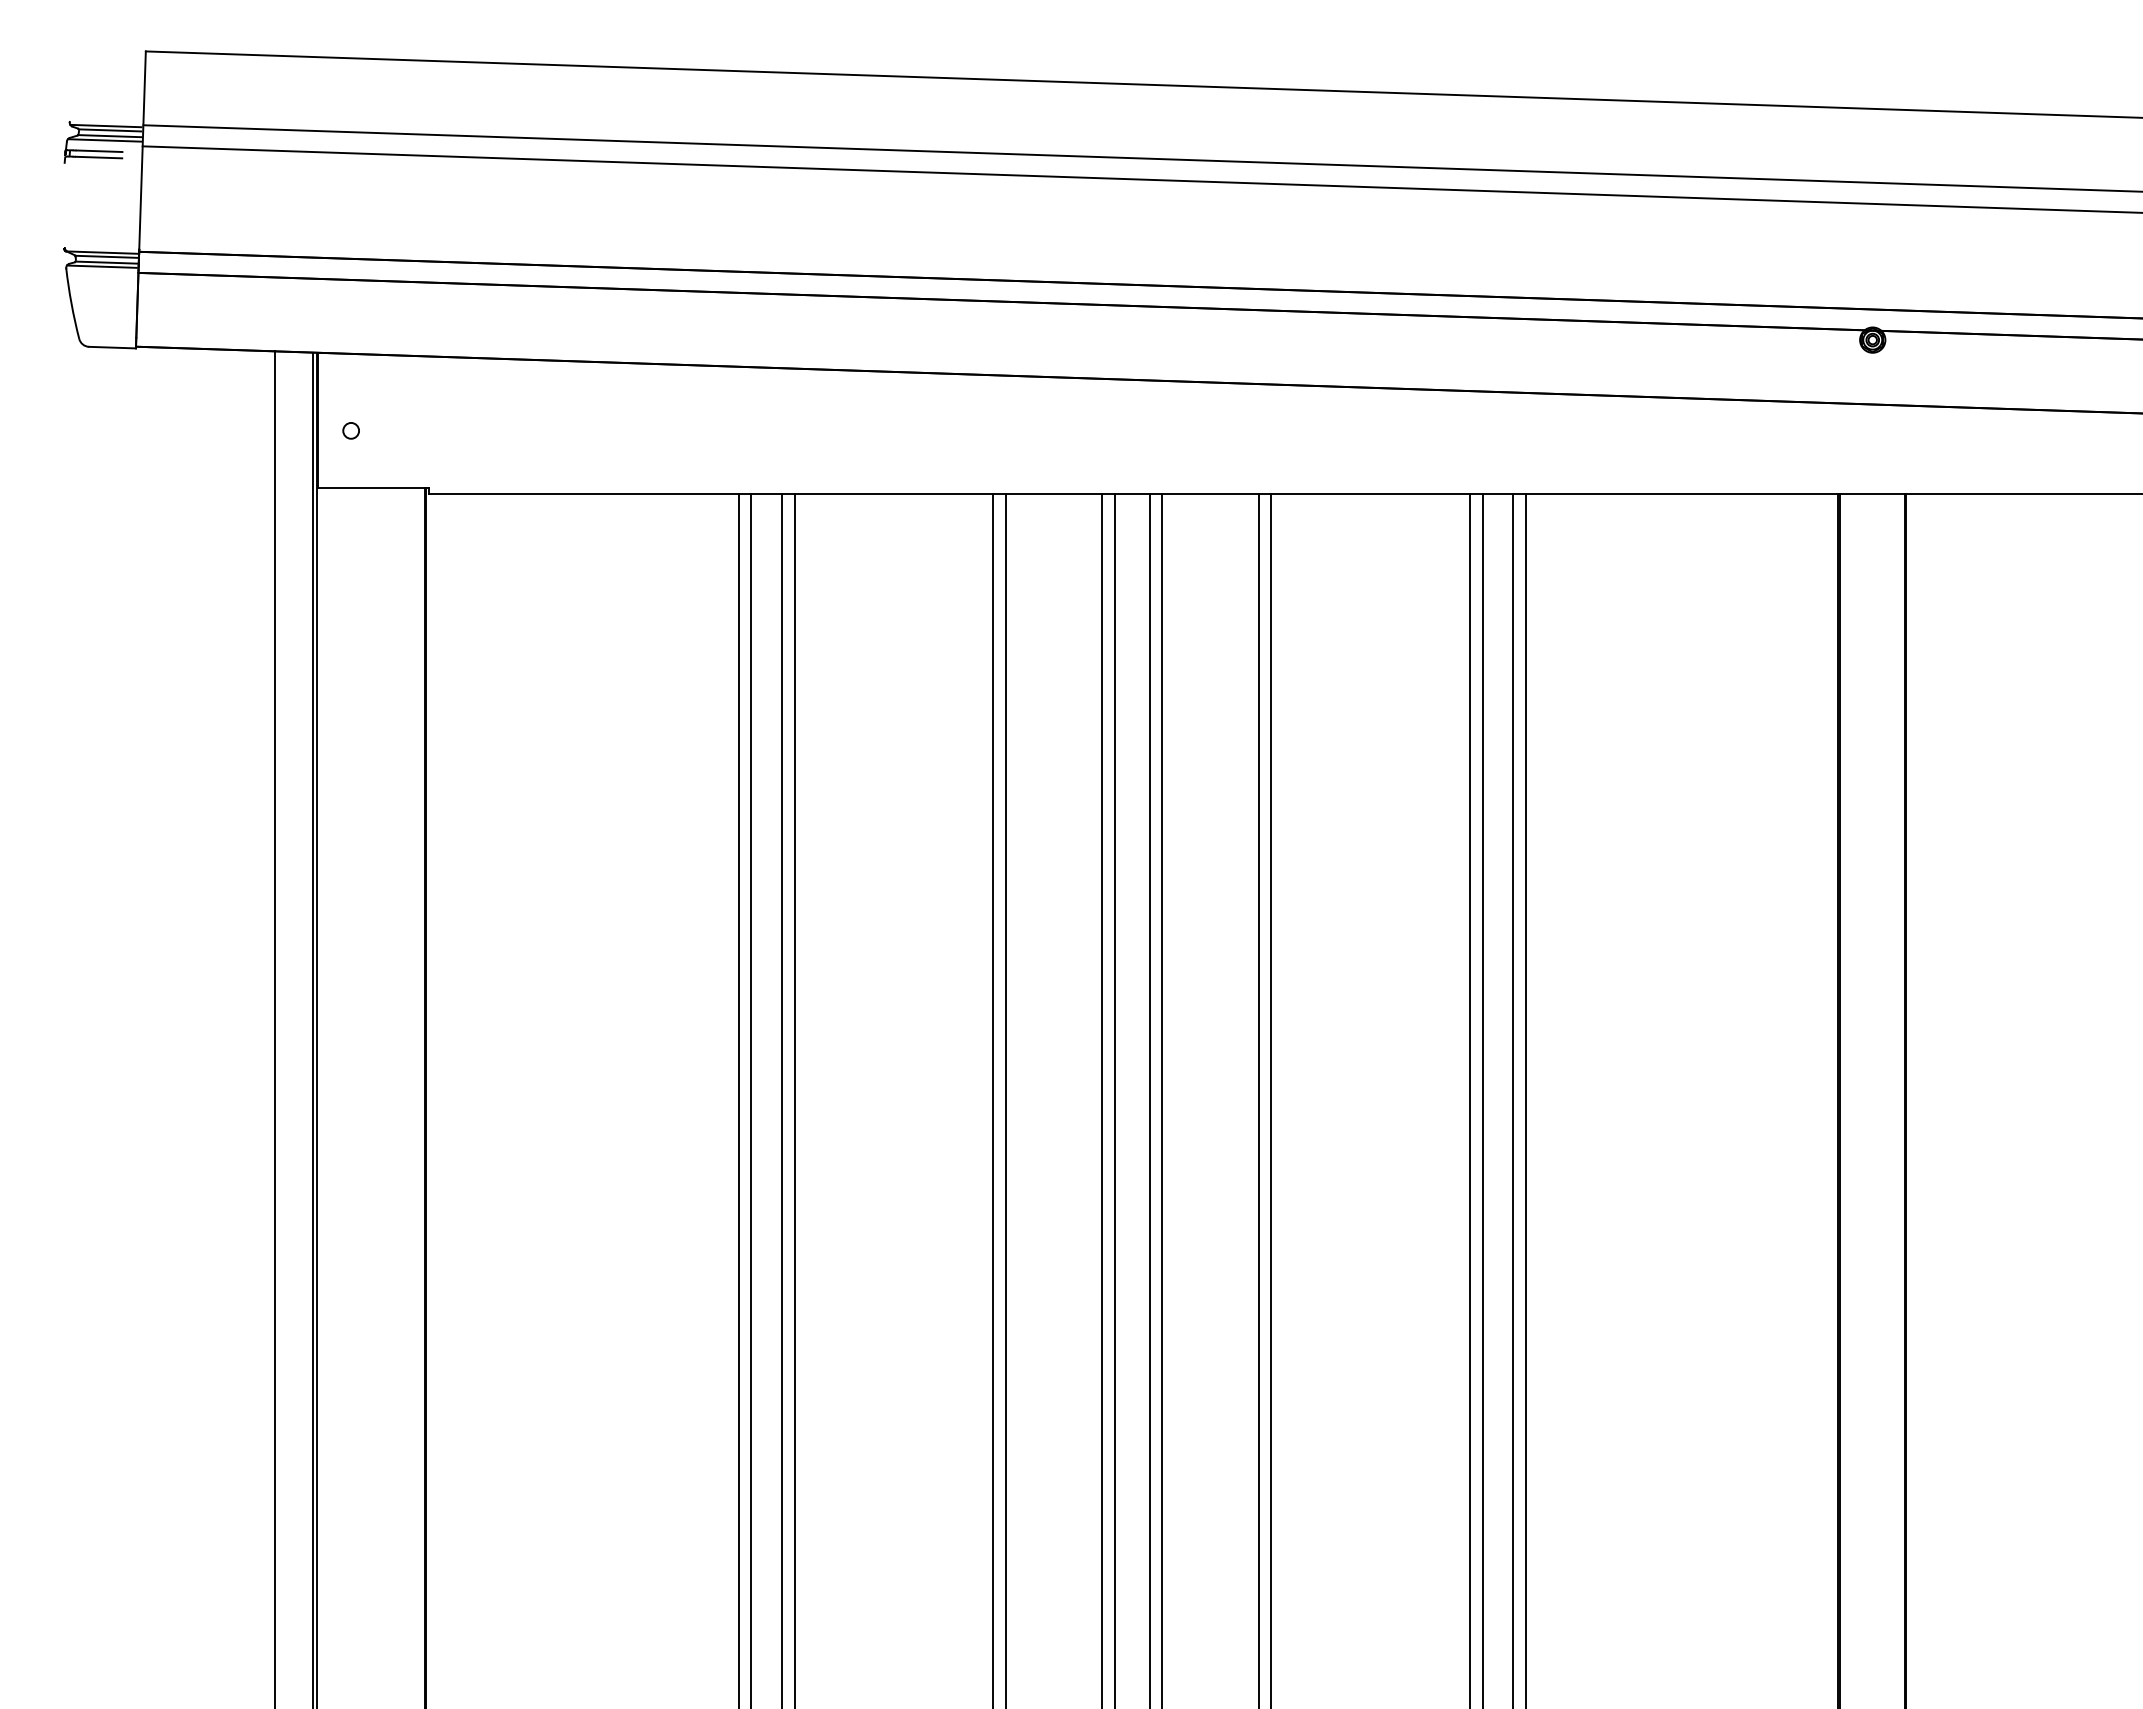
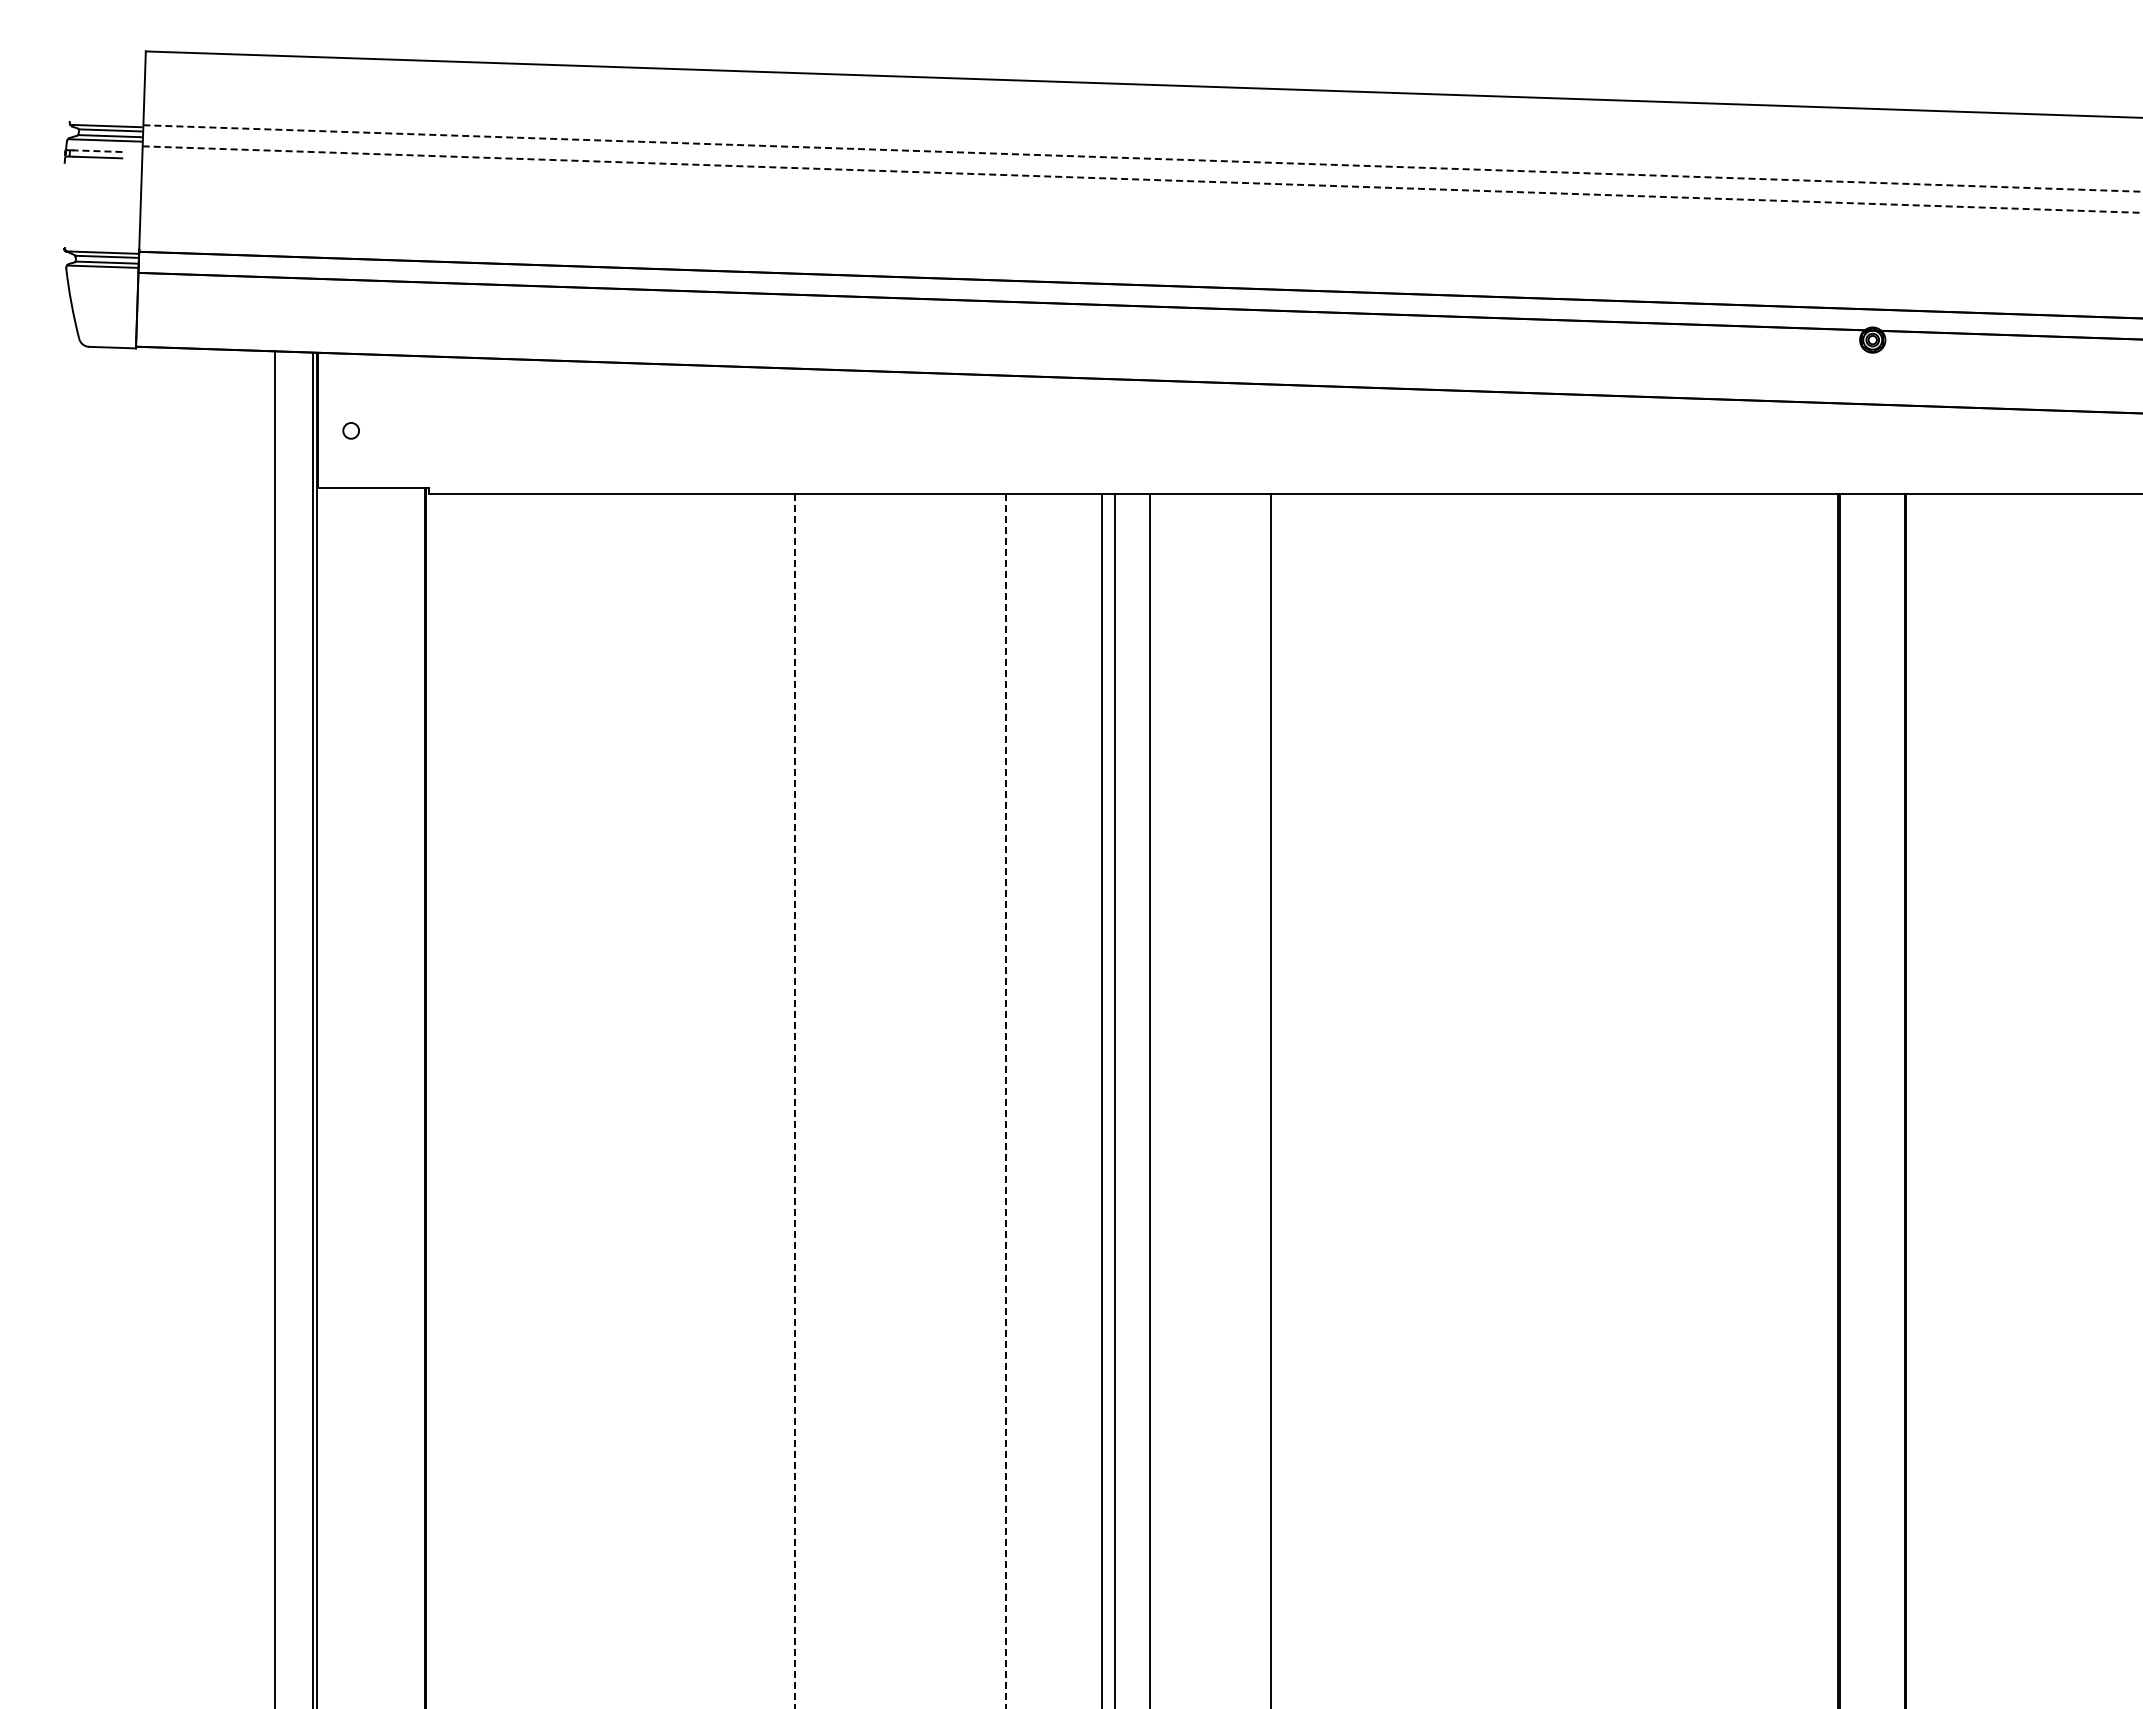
line: solid -> dashed (99, 151)
line: solid -> dashed (1142, 158)
line: solid -> dashed (1143, 179)
line: present -> none (738, 1099)
line: present -> none (751, 1099)
line: present -> none (782, 1099)
line: present -> none (993, 1099)
line: present -> none (1162, 1099)
line: present -> none (1258, 1099)
line: present -> none (1469, 1099)
line: present -> none (1482, 1099)
line: present -> none (1513, 1099)
line: present -> none (1526, 1099)
line: solid -> dashed (794, 1101)
line: solid -> dashed (1006, 1101)
